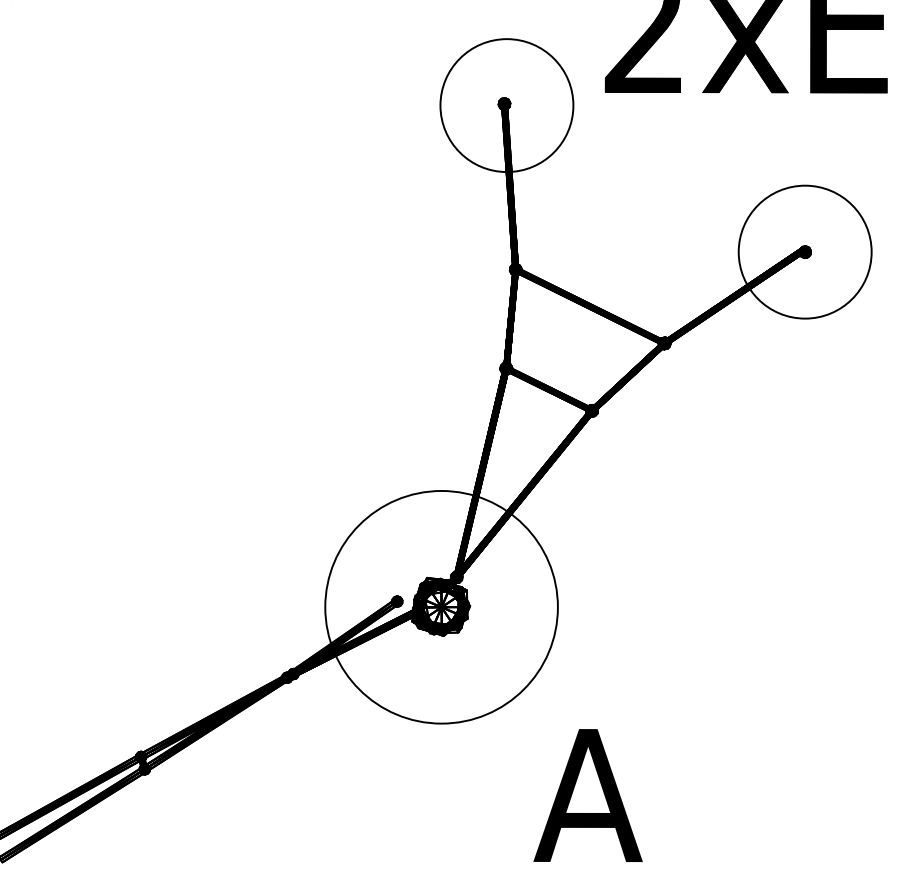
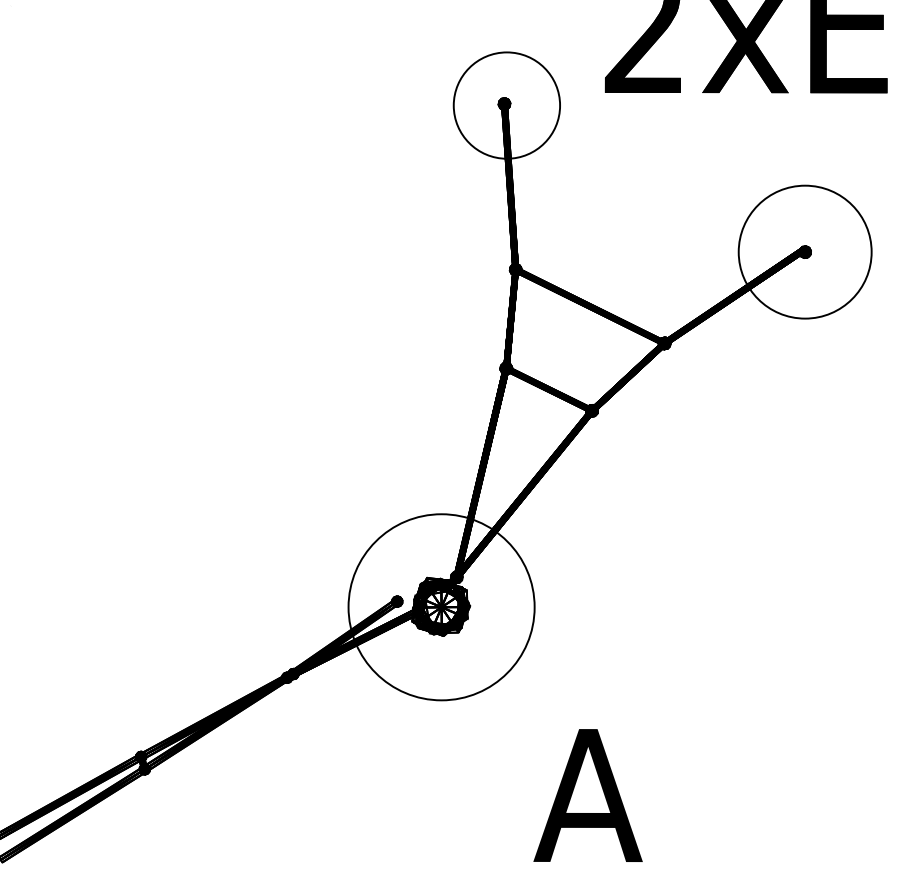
circle diameter: 133 px -> 106 px (506, 105)
circle diameter: 233 px -> 186 px (441, 607)
